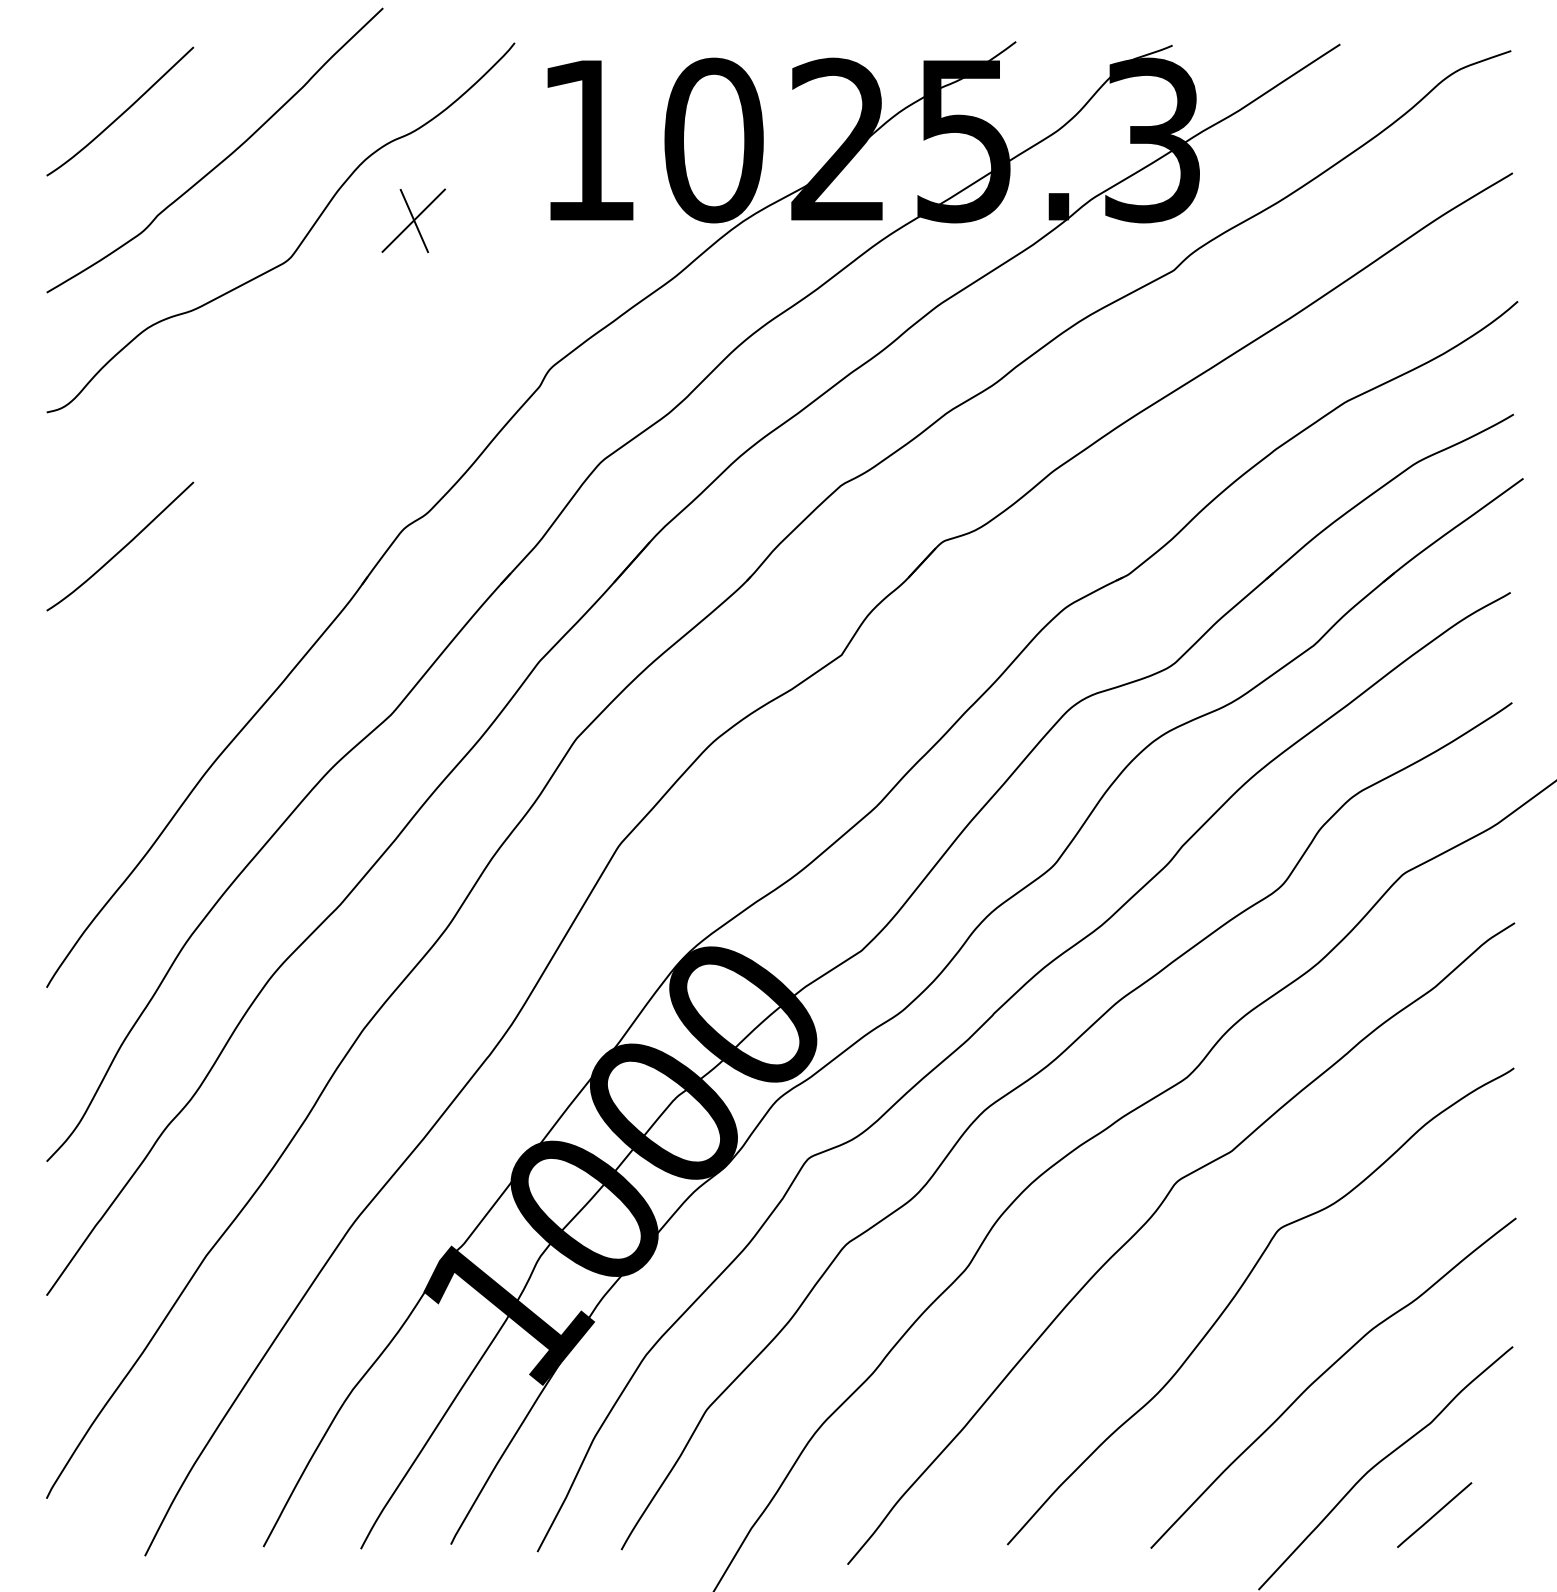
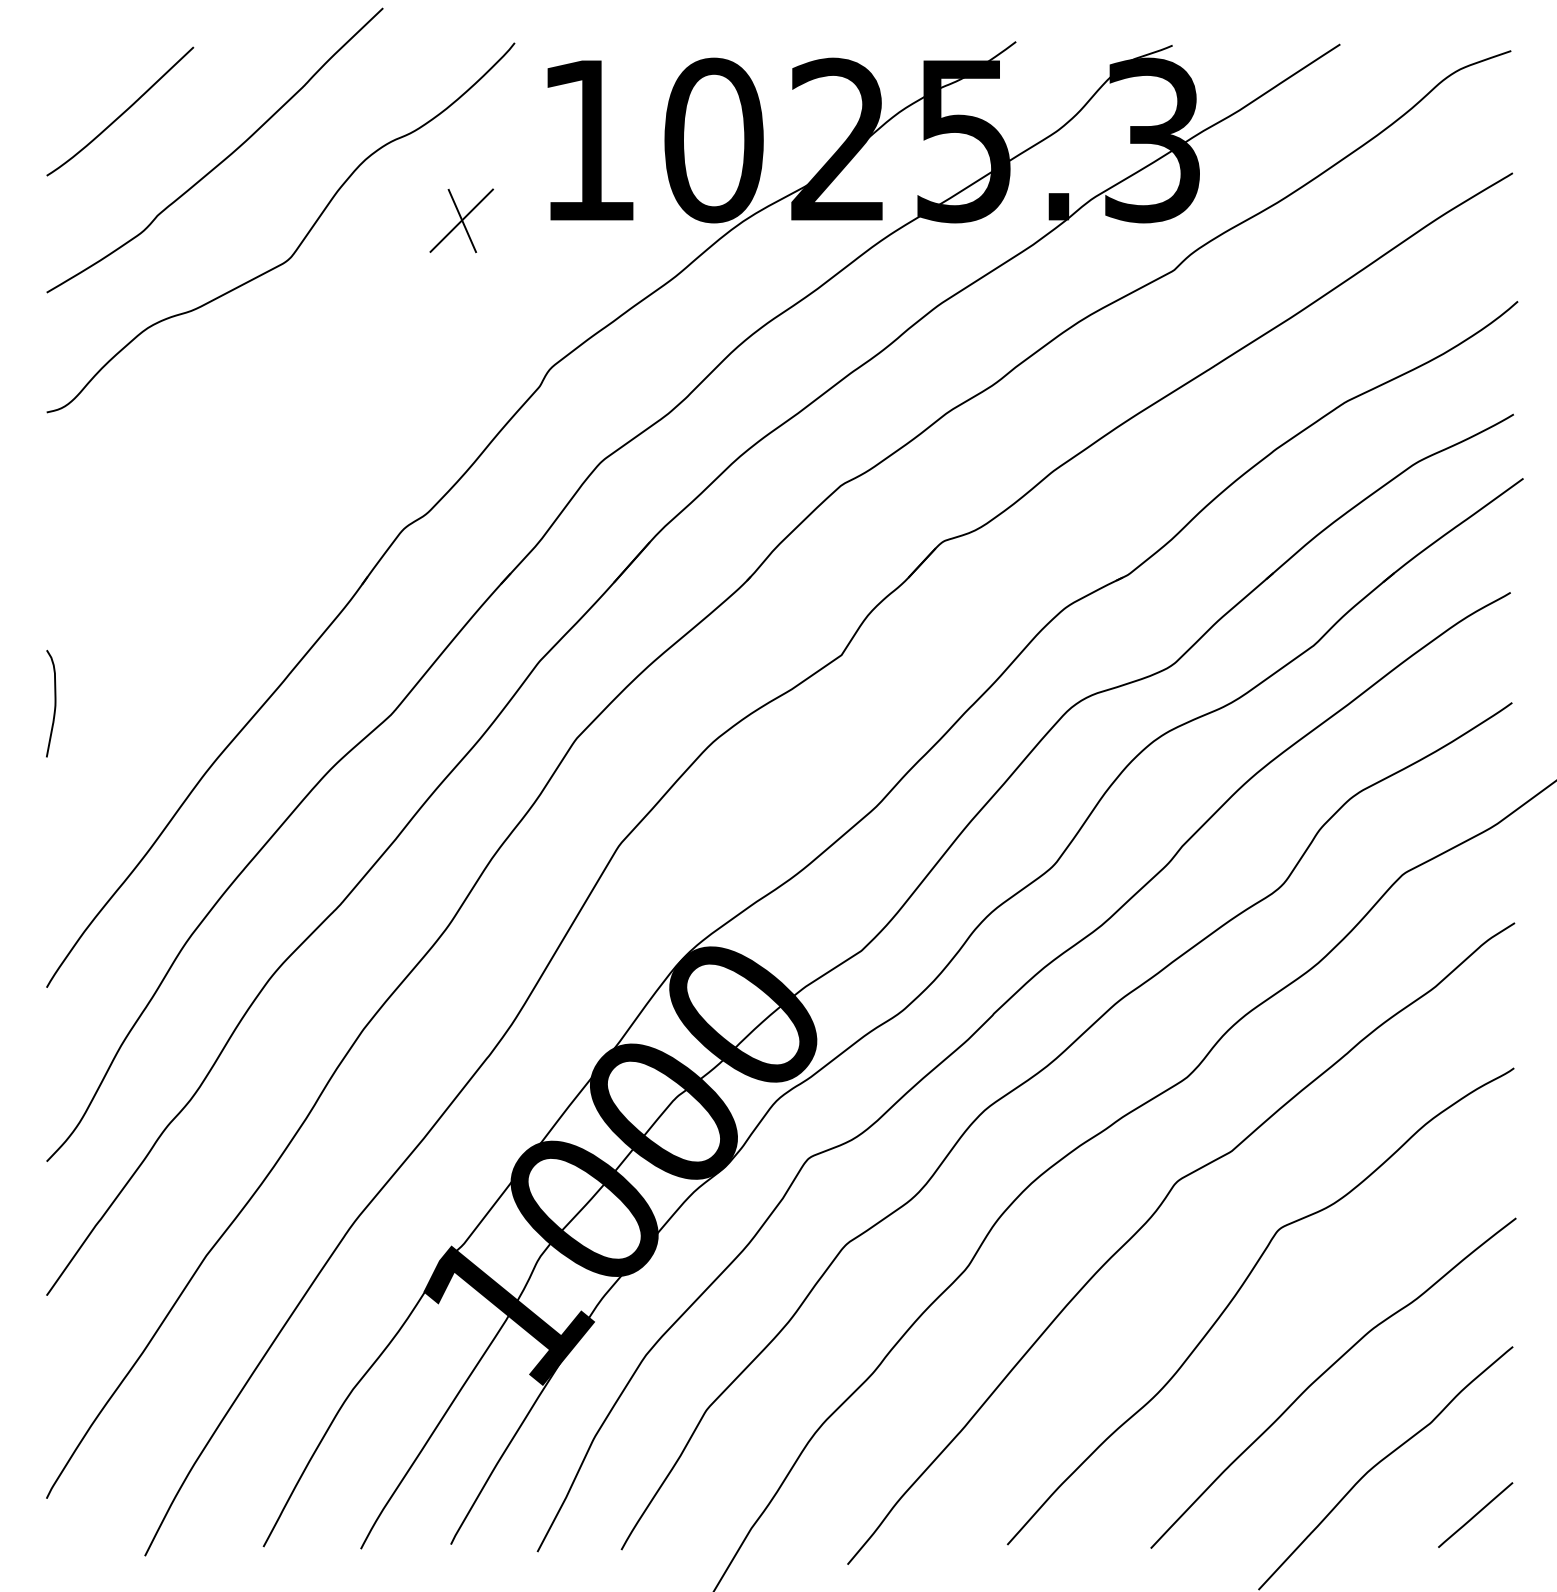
part position: (413, 220) -> (461, 220) (461, 220)
curve: present -> none (122, 547)
curve: none -> present (54, 703)
line position: (1434, 1514) -> (1475, 1514) (1475, 1514)
